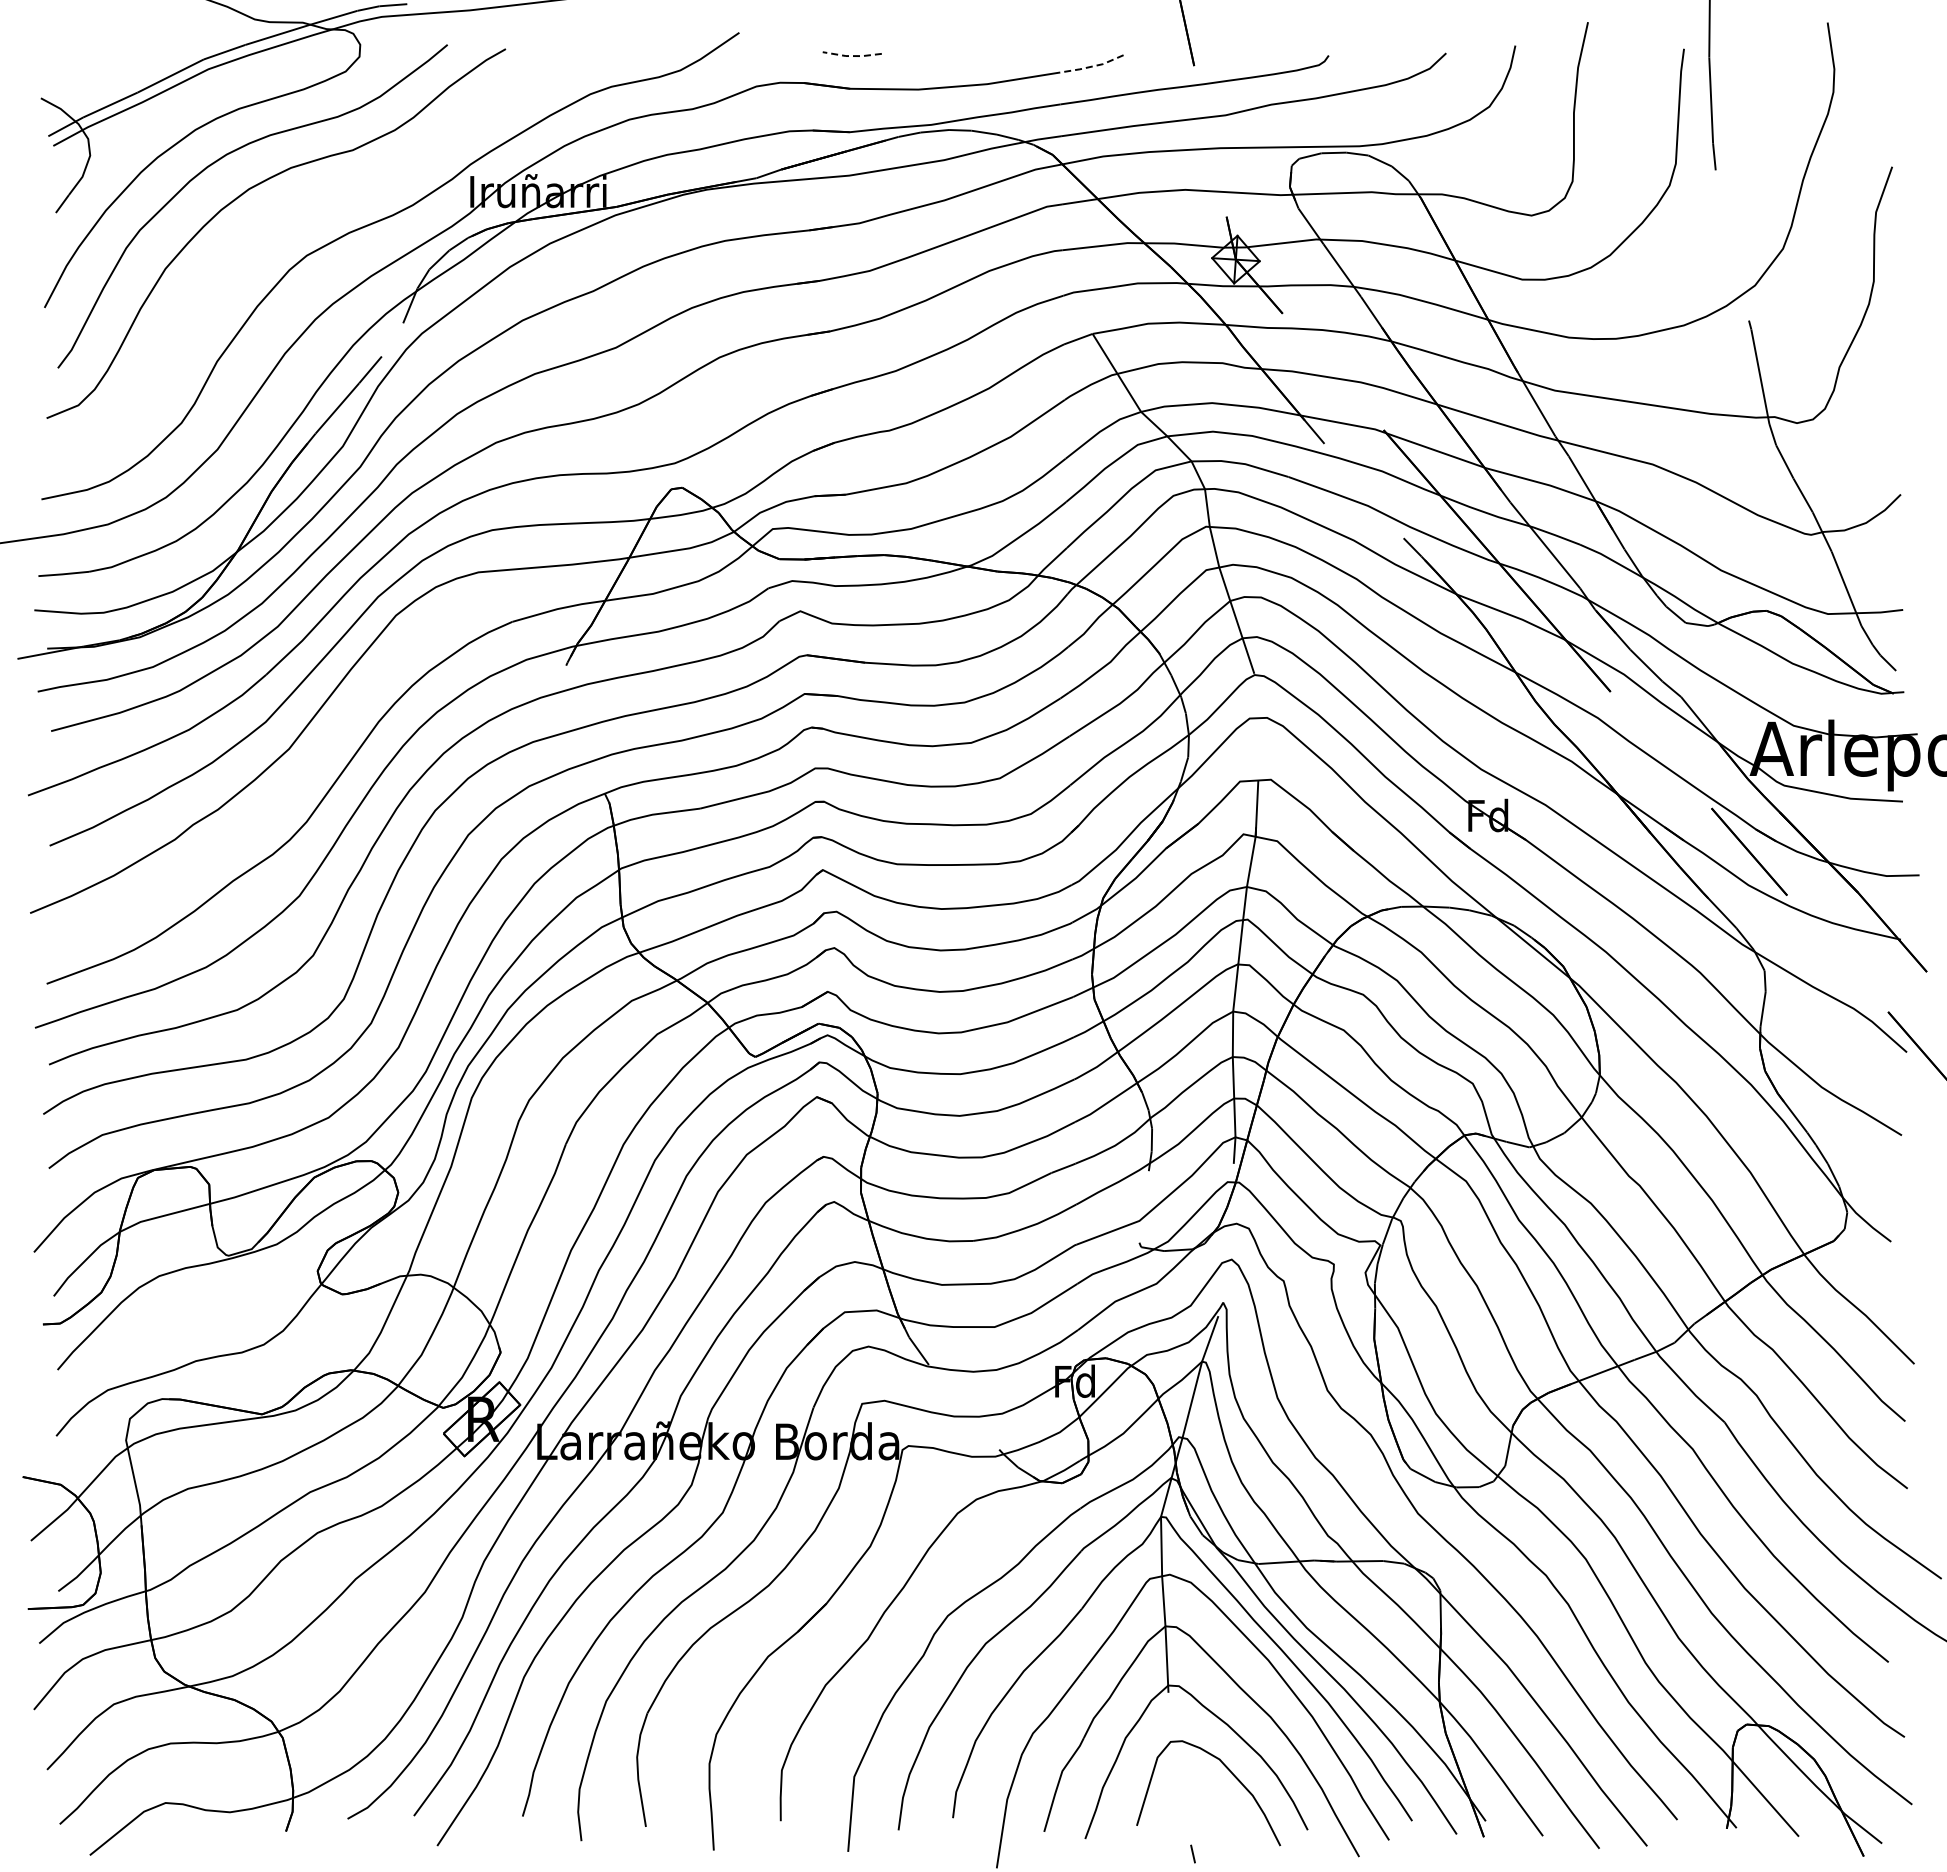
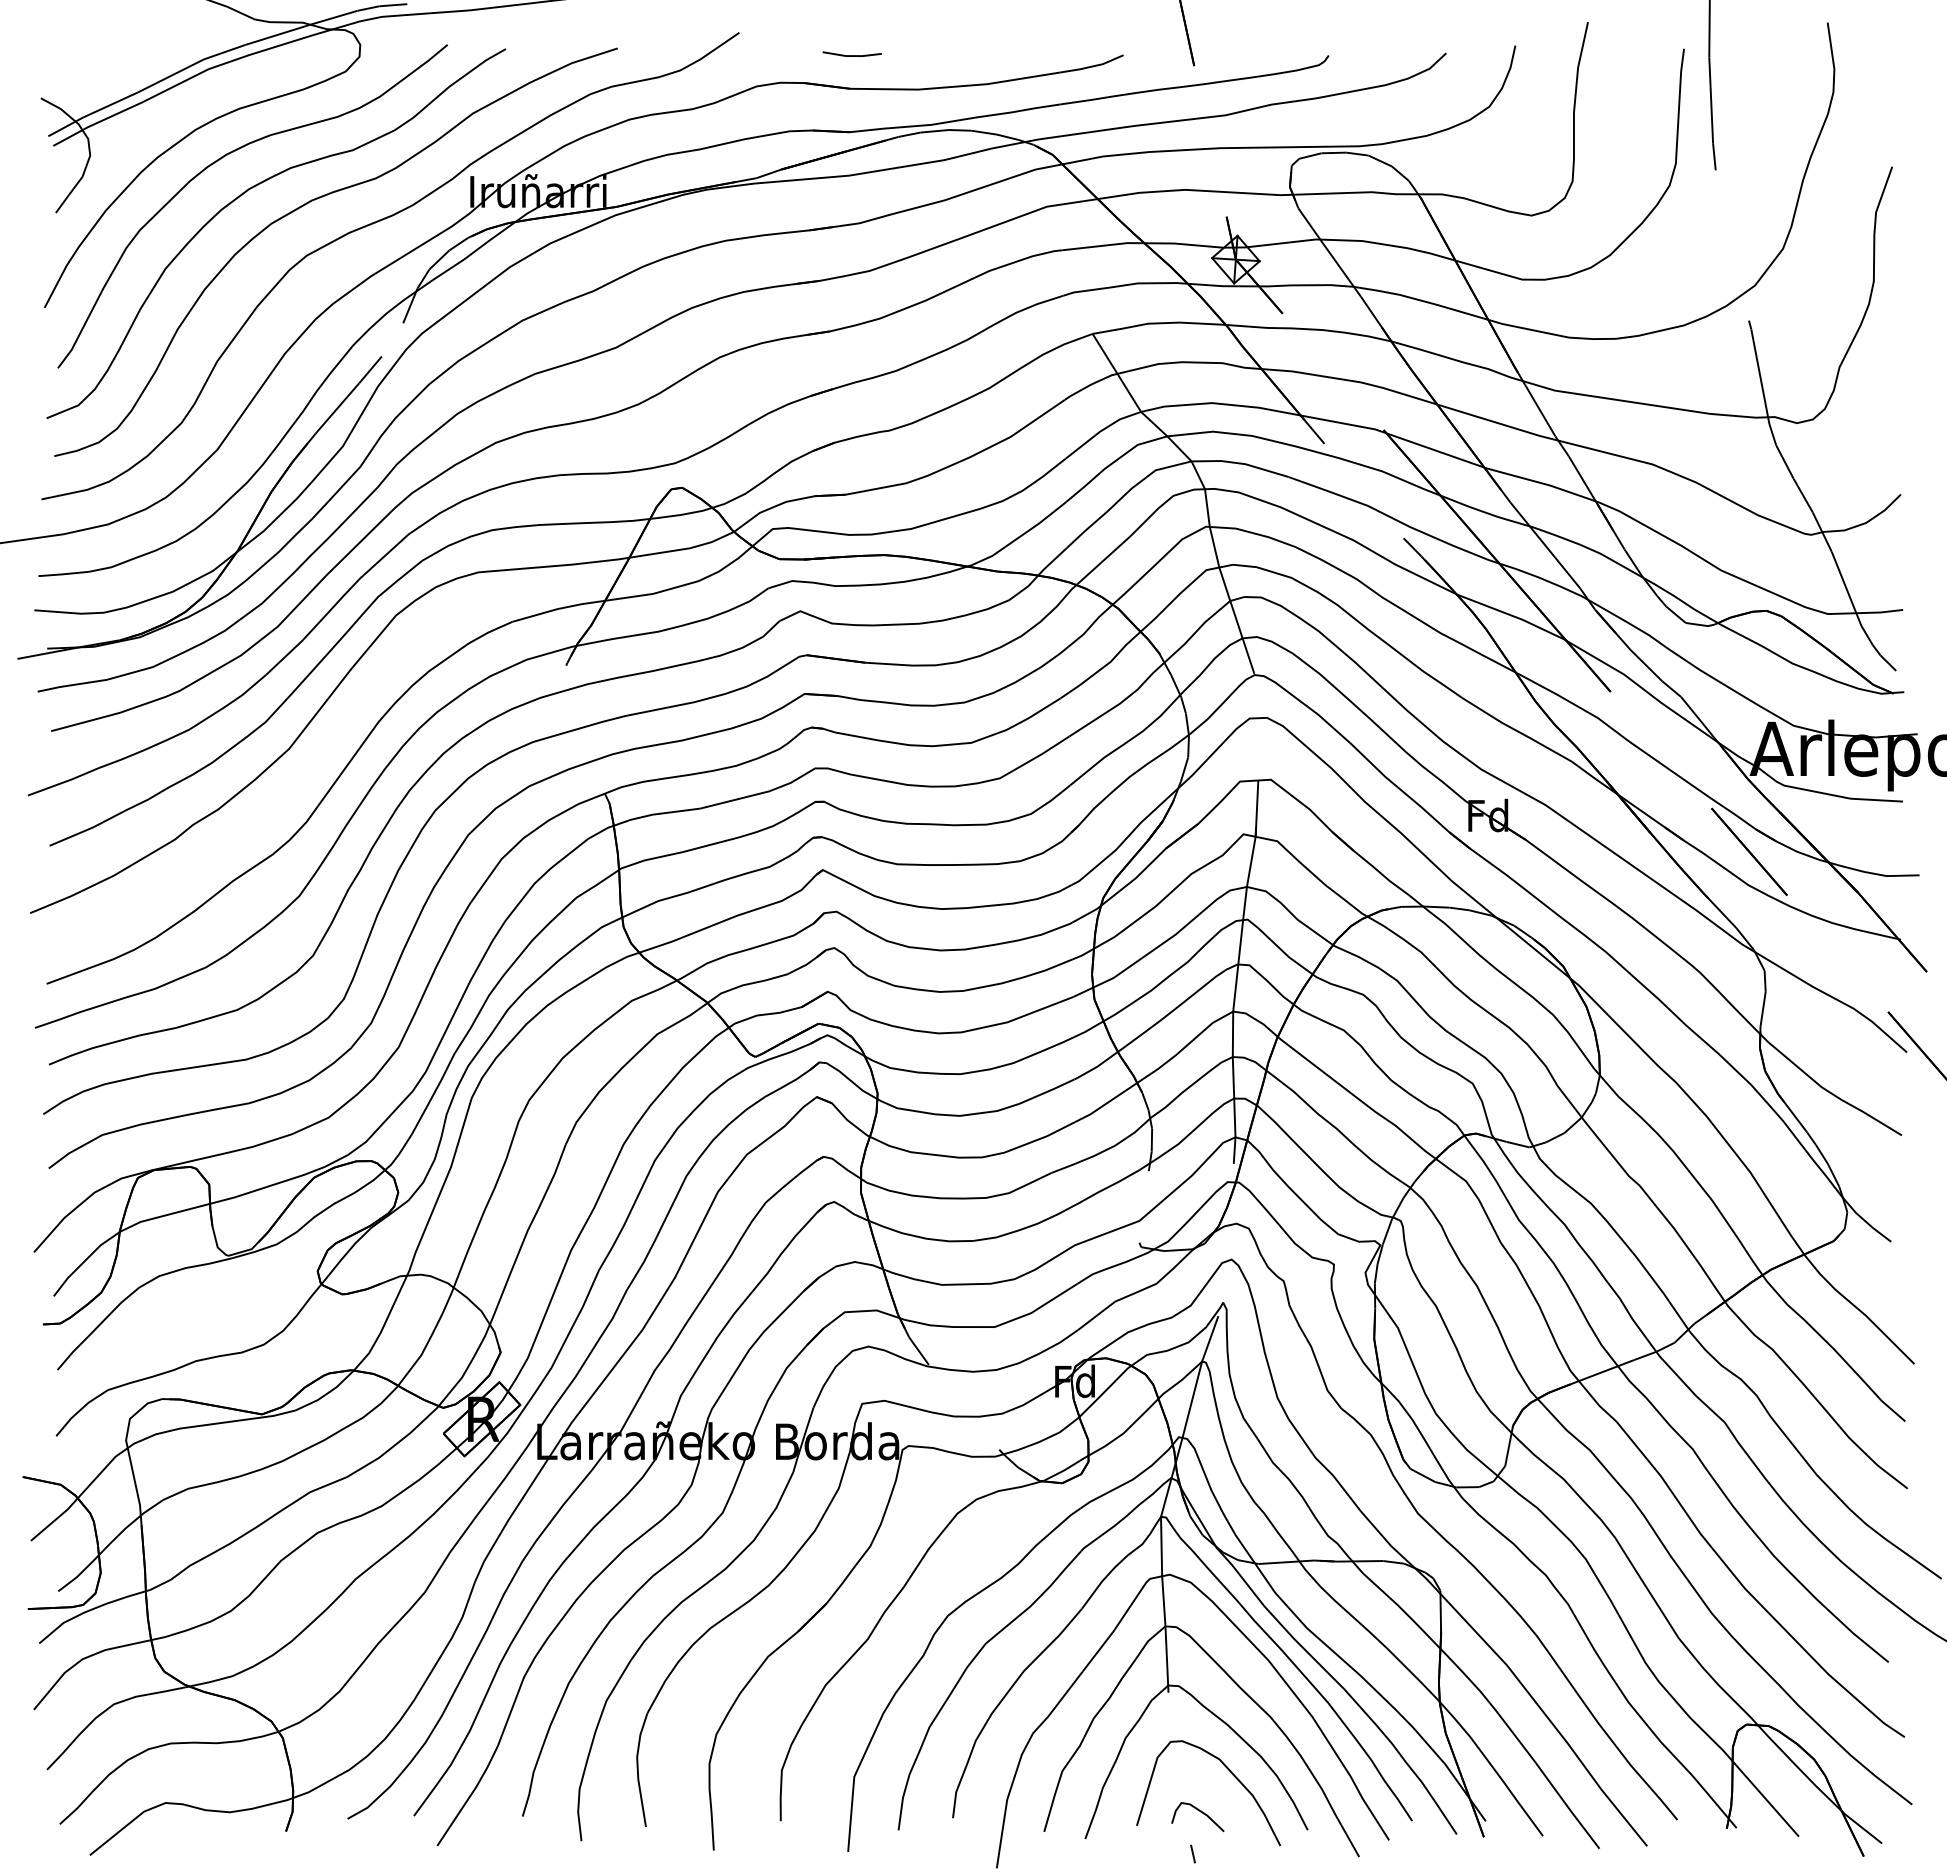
line: dashed -> solid (851, 56)
line: dashed -> solid (1092, 66)
curve: none -> present (307, 204)
curve: none -> present (1200, 1812)
